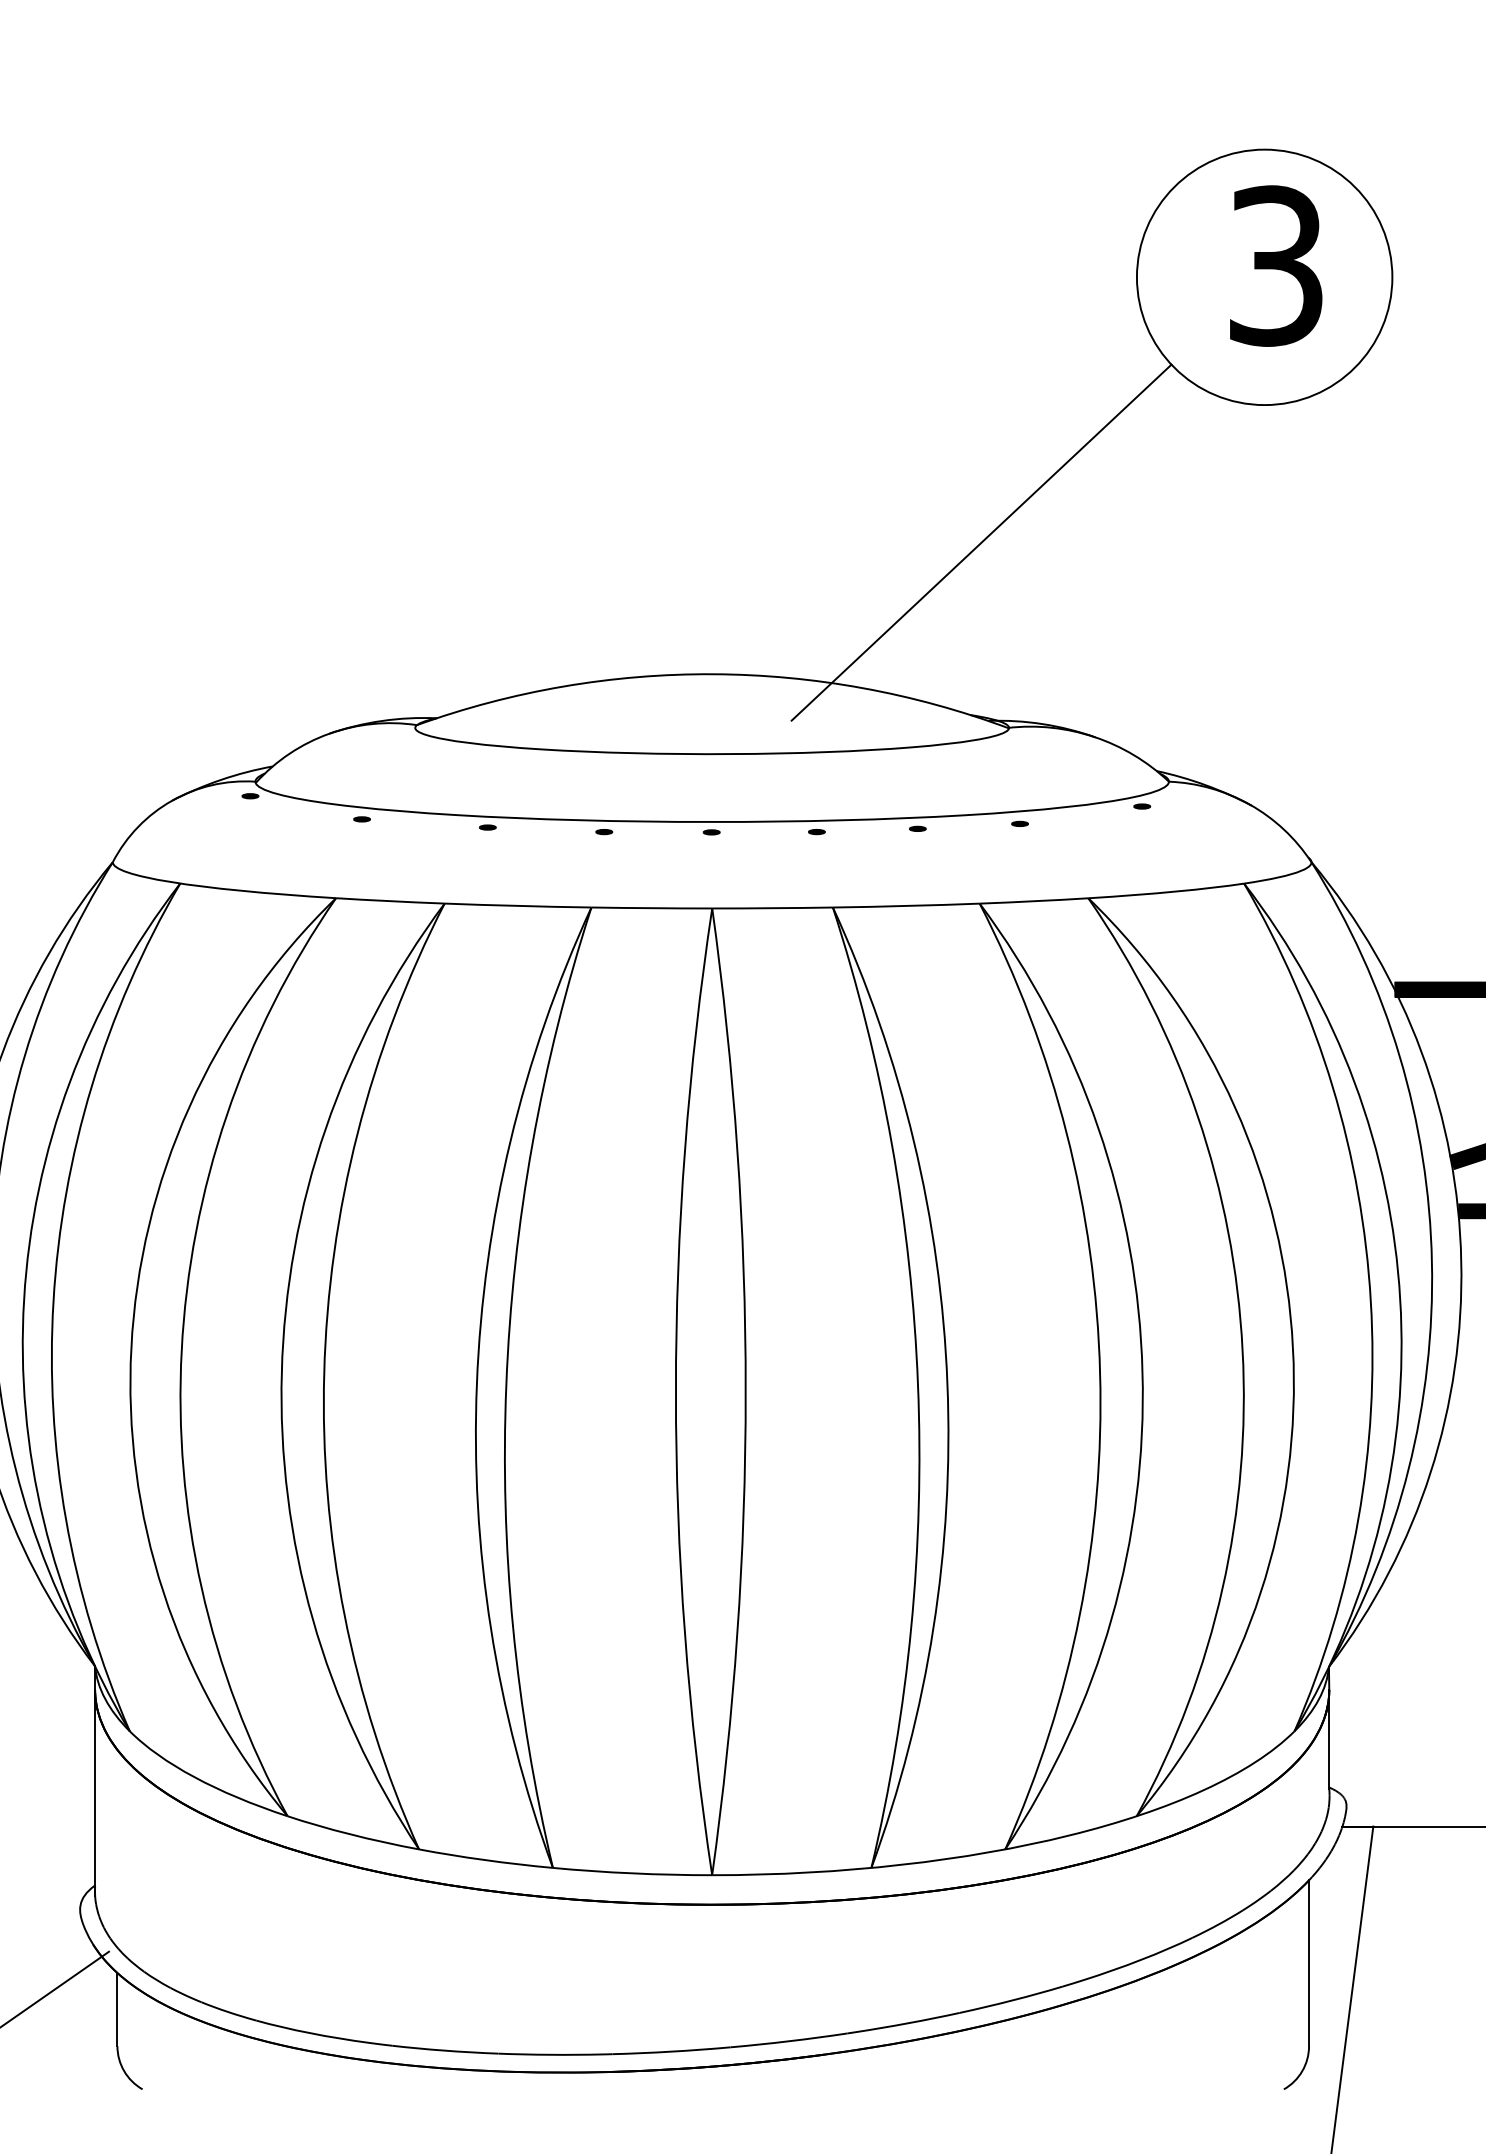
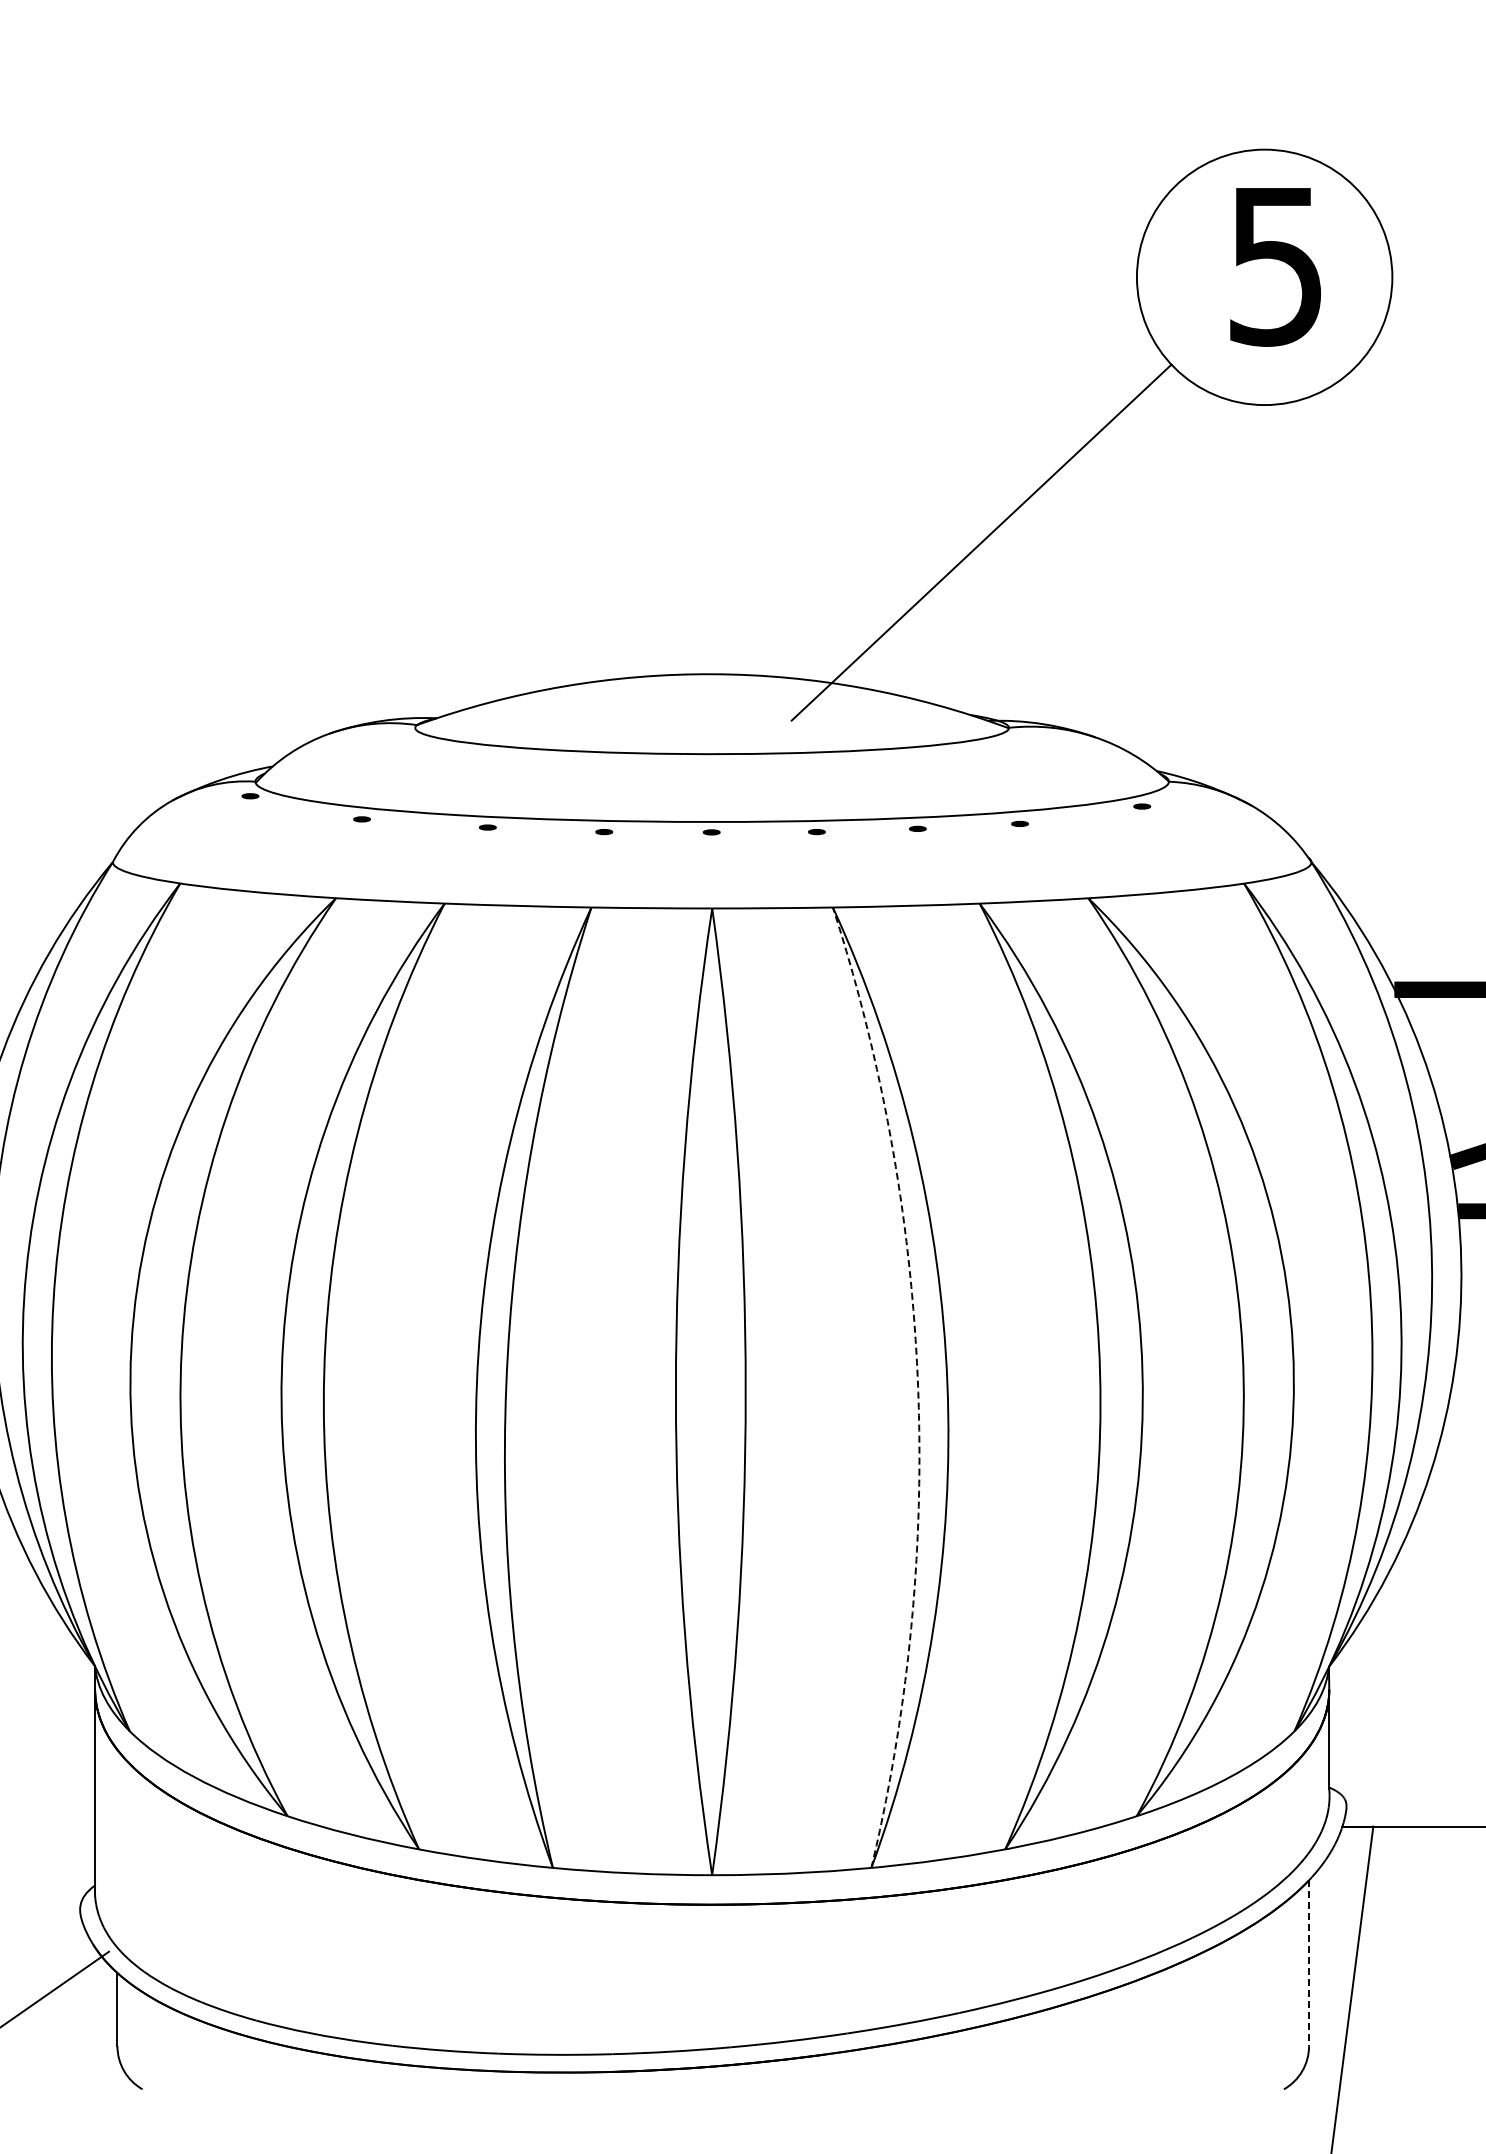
text: 3 -> 5 (1276, 265)
arc: solid -> dashed (918, 1385)
line: solid -> dashed (1309, 1963)
